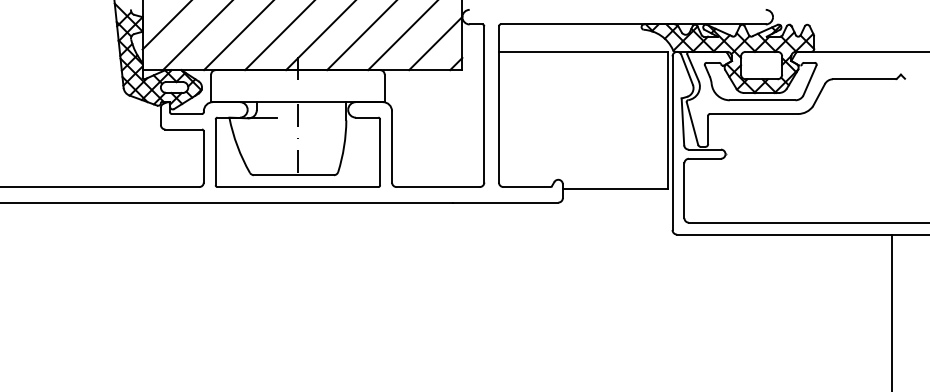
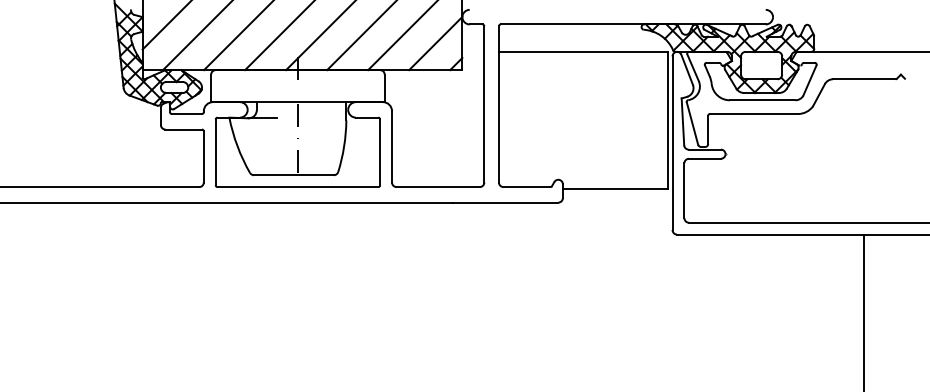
line position: (892, 311) -> (864, 311) (864, 311)
